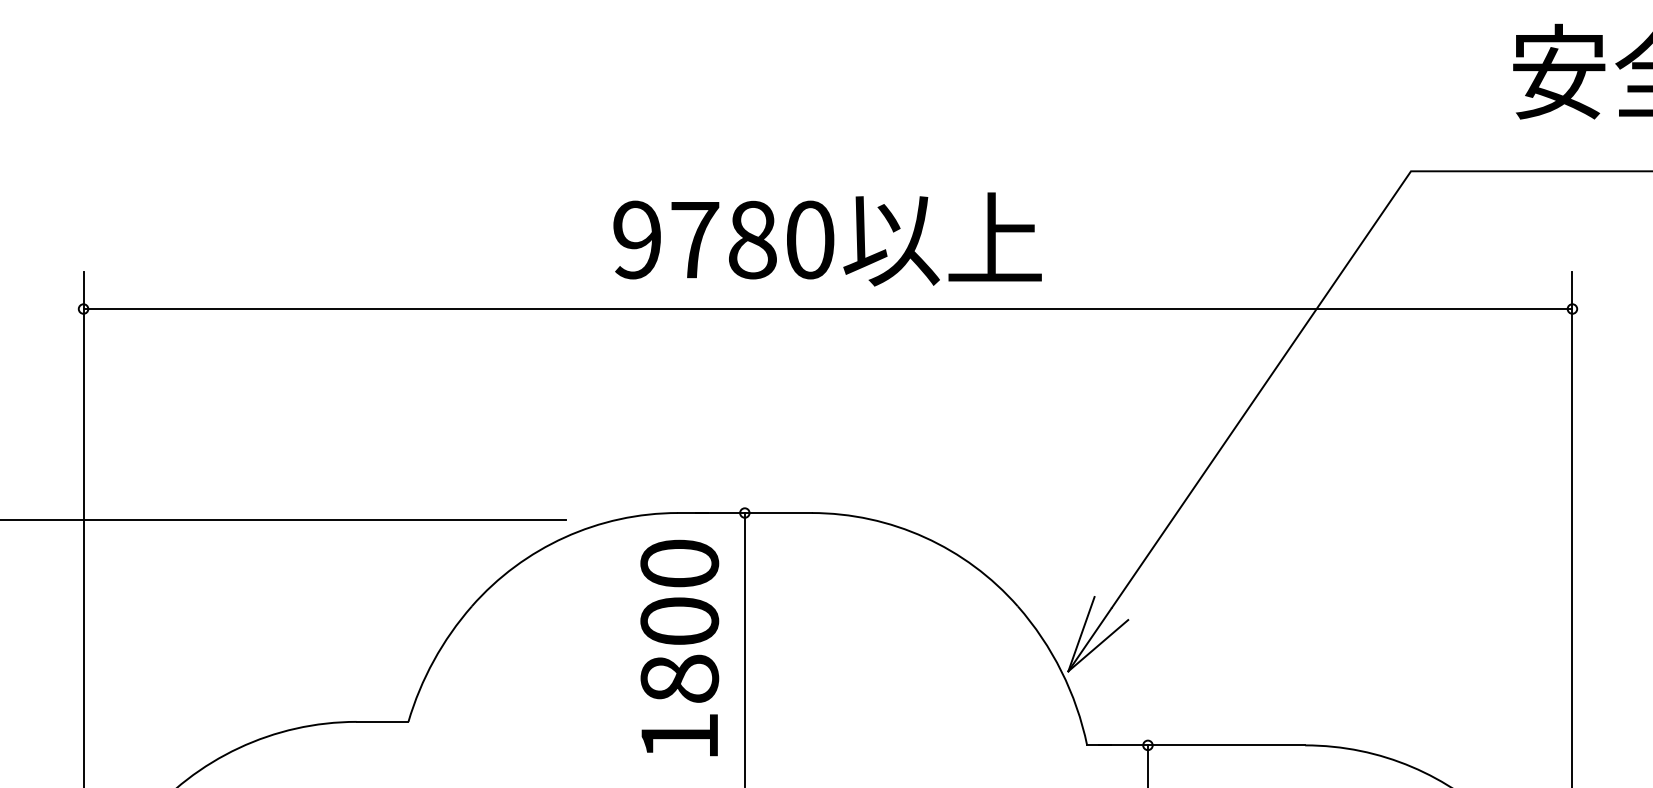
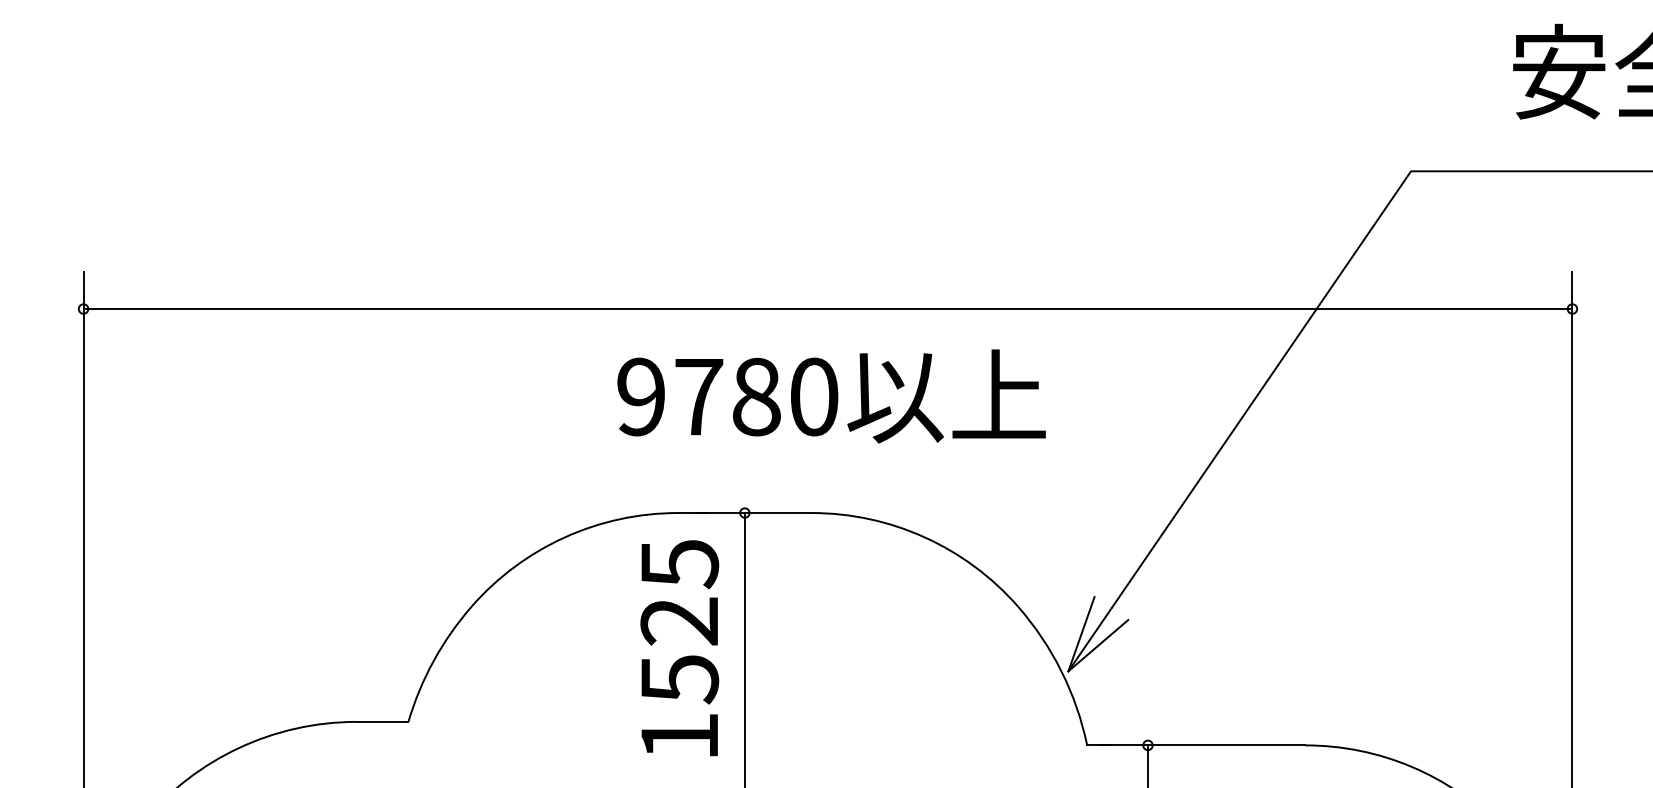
text position: (827, 239) -> (831, 396) (831, 396)
line: present -> none (284, 520)
text: 1800 -> 1525 (679, 621)
